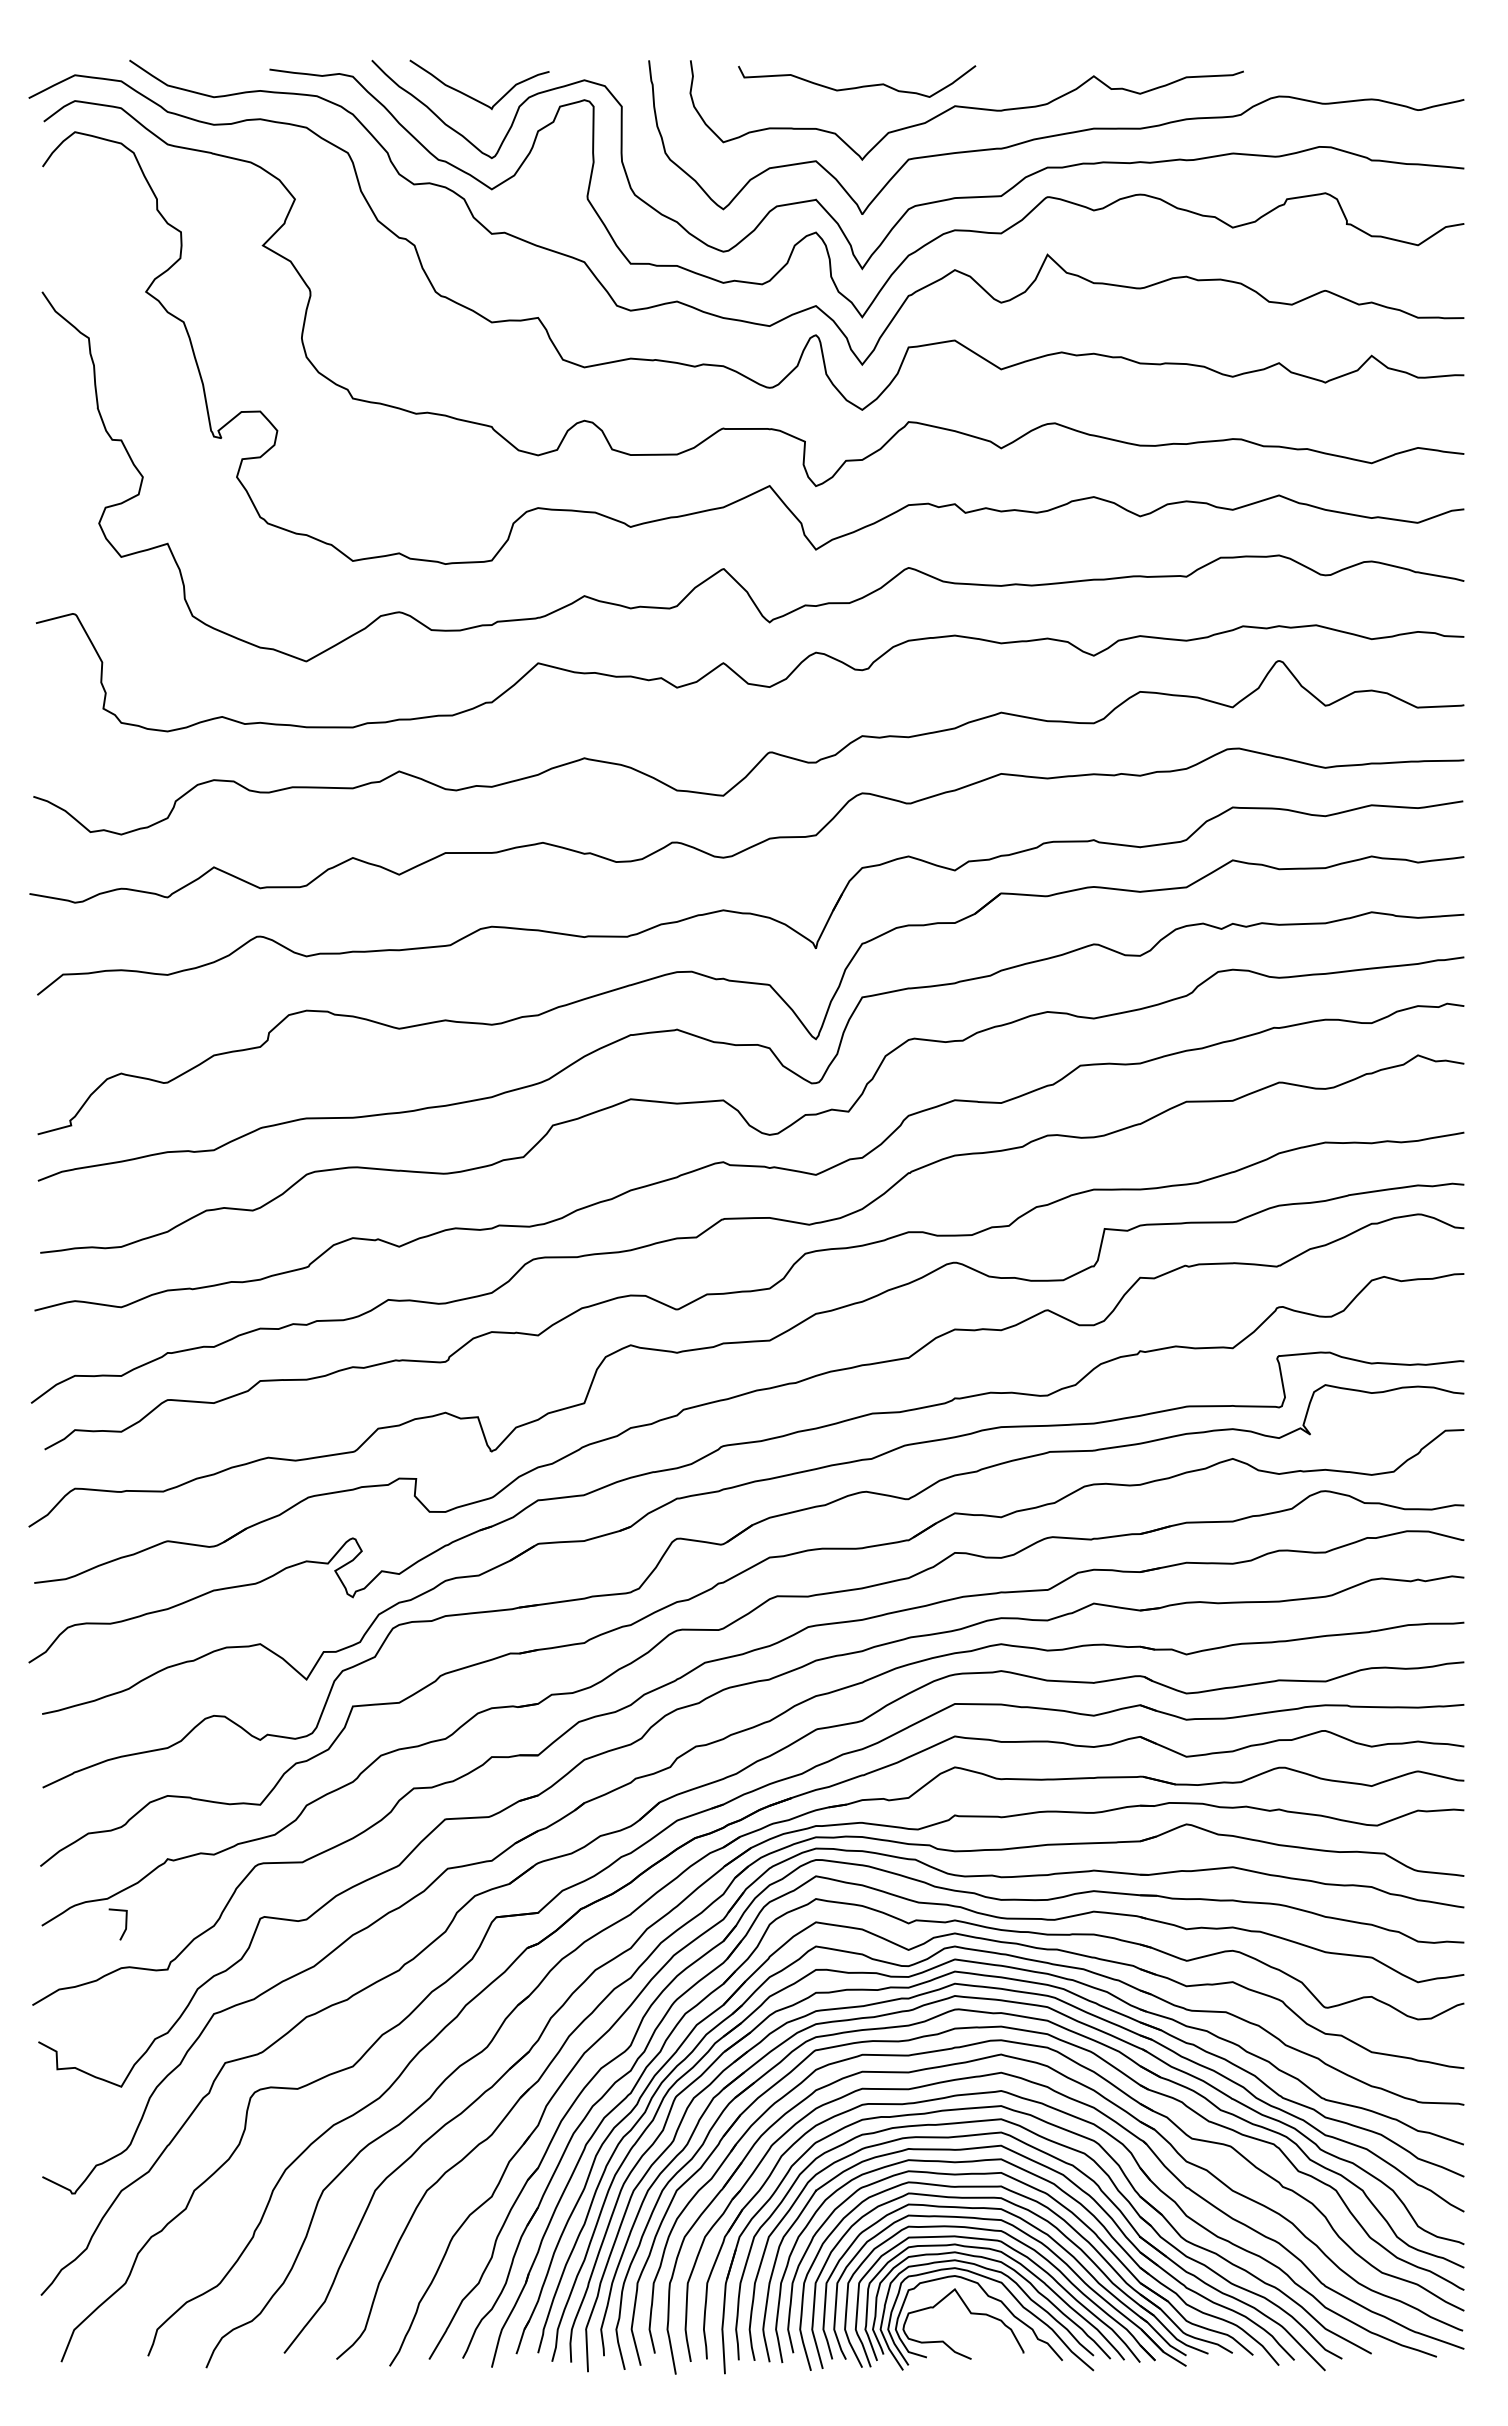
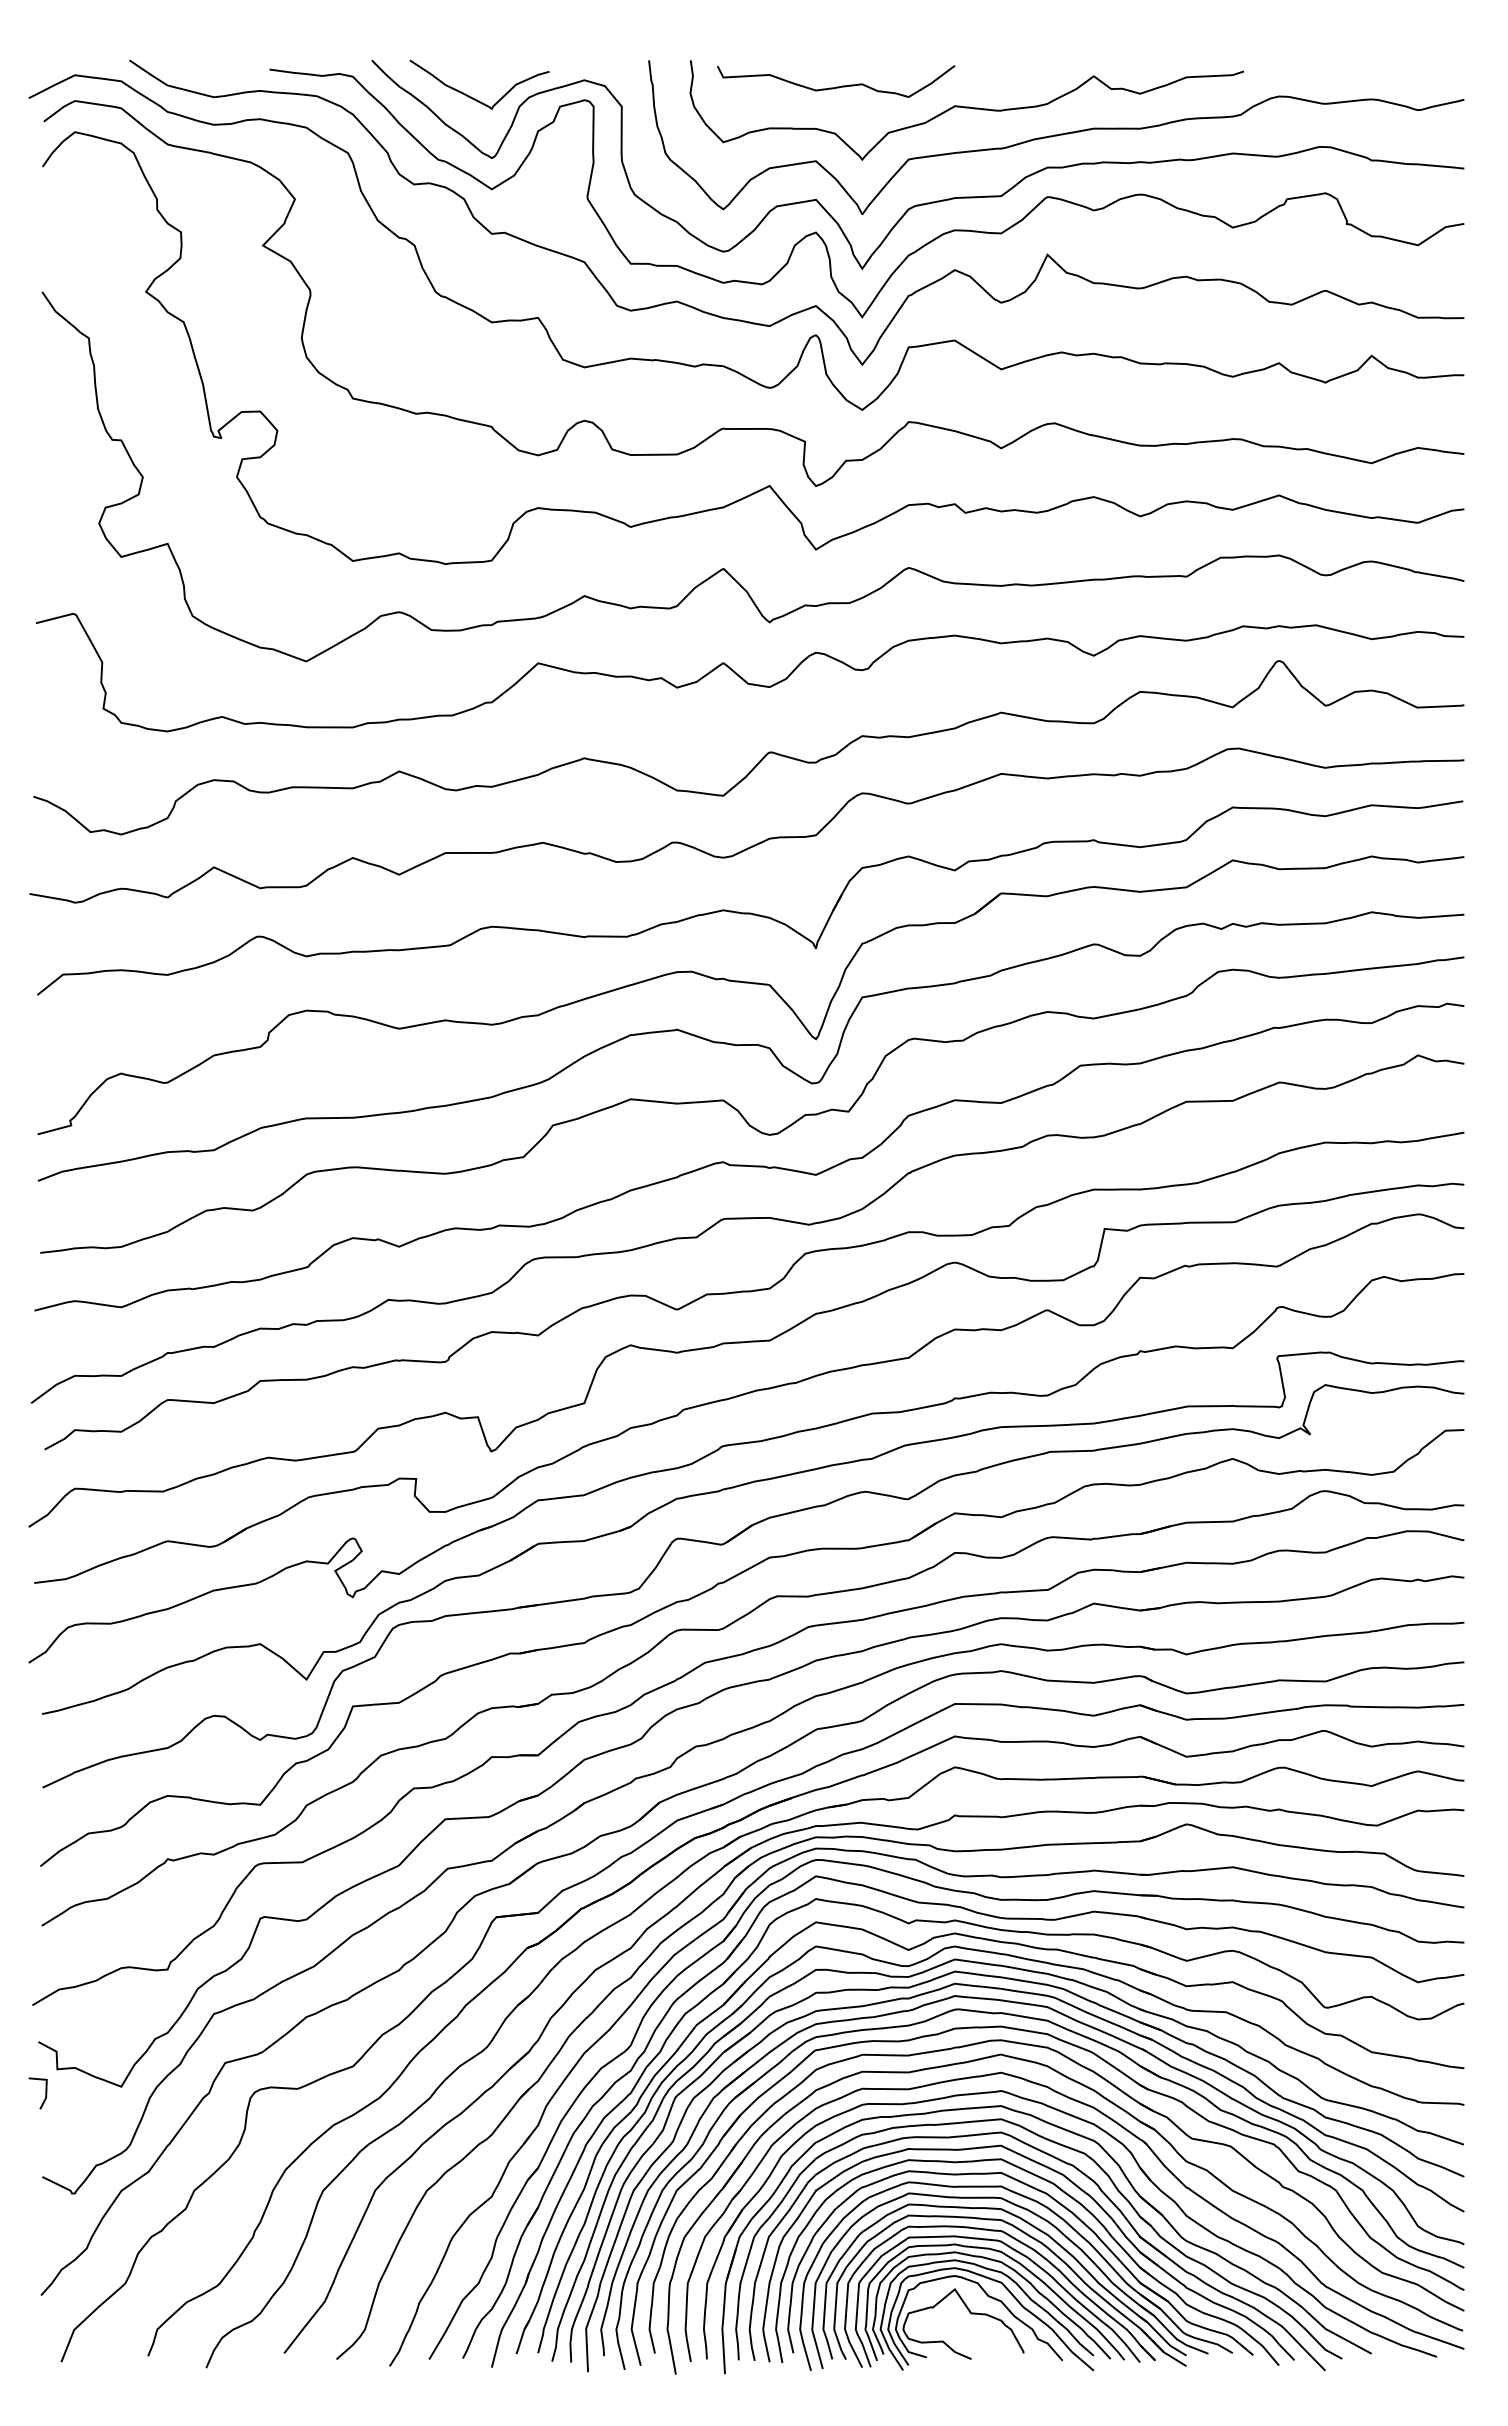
curve position: (857, 86) -> (836, 86) (836, 86)
line position: (125, 1924) -> (45, 2093) (45, 2093)
